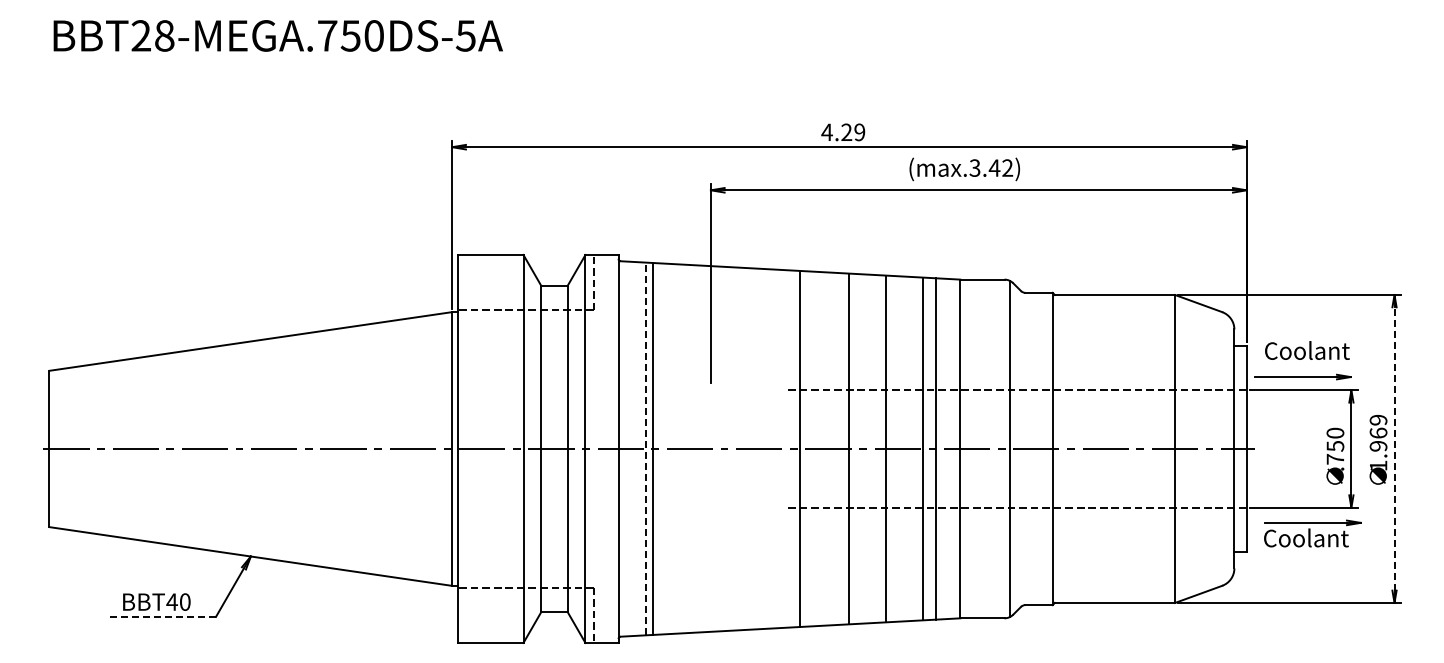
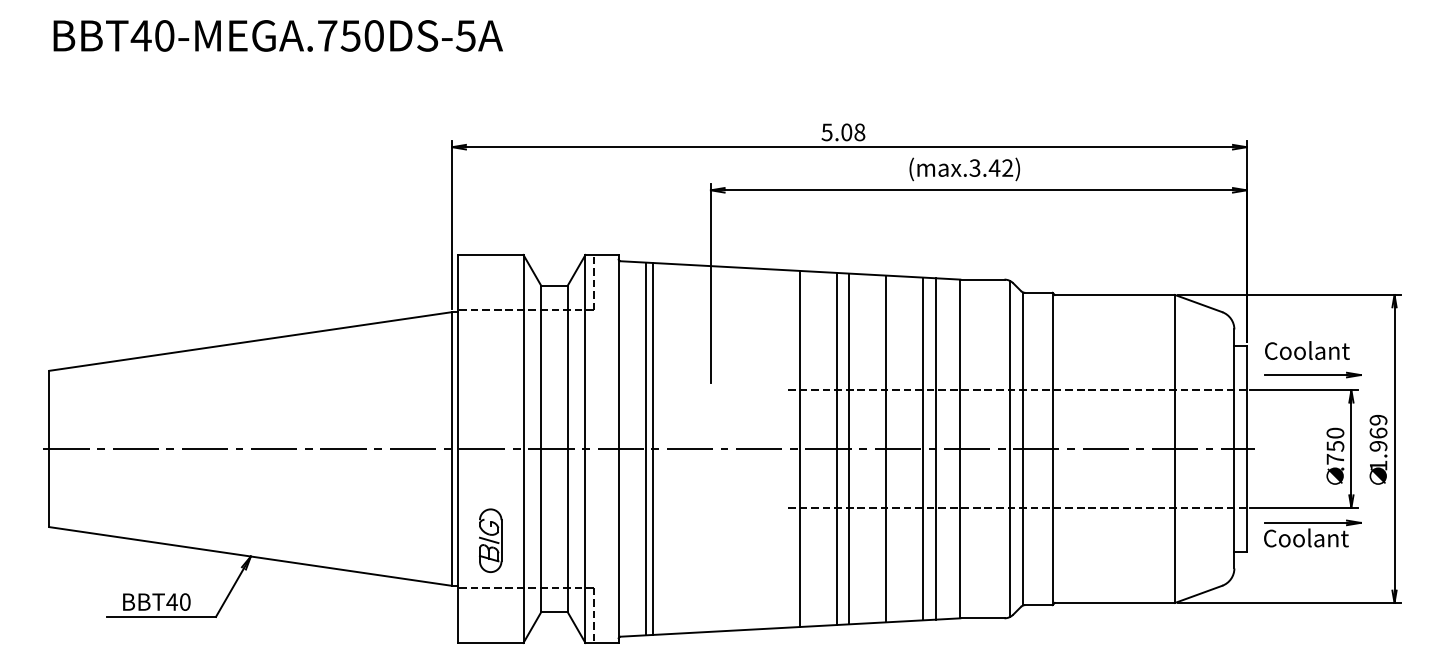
text: BBT28-MEGA.750DS-5A -> BBT40-MEGA.750DS-5A (152, 35)
text: 4.29 -> 5.08 (843, 132)
part position: (1302, 376) -> (1312, 374) (1312, 374)
line: dashed -> solid (645, 448)
line: none -> present (837, 448)
line: none -> present (1022, 448)
line: dashed -> solid (1394, 448)
part: none -> present (490, 540)
line: dashed -> solid (161, 616)
